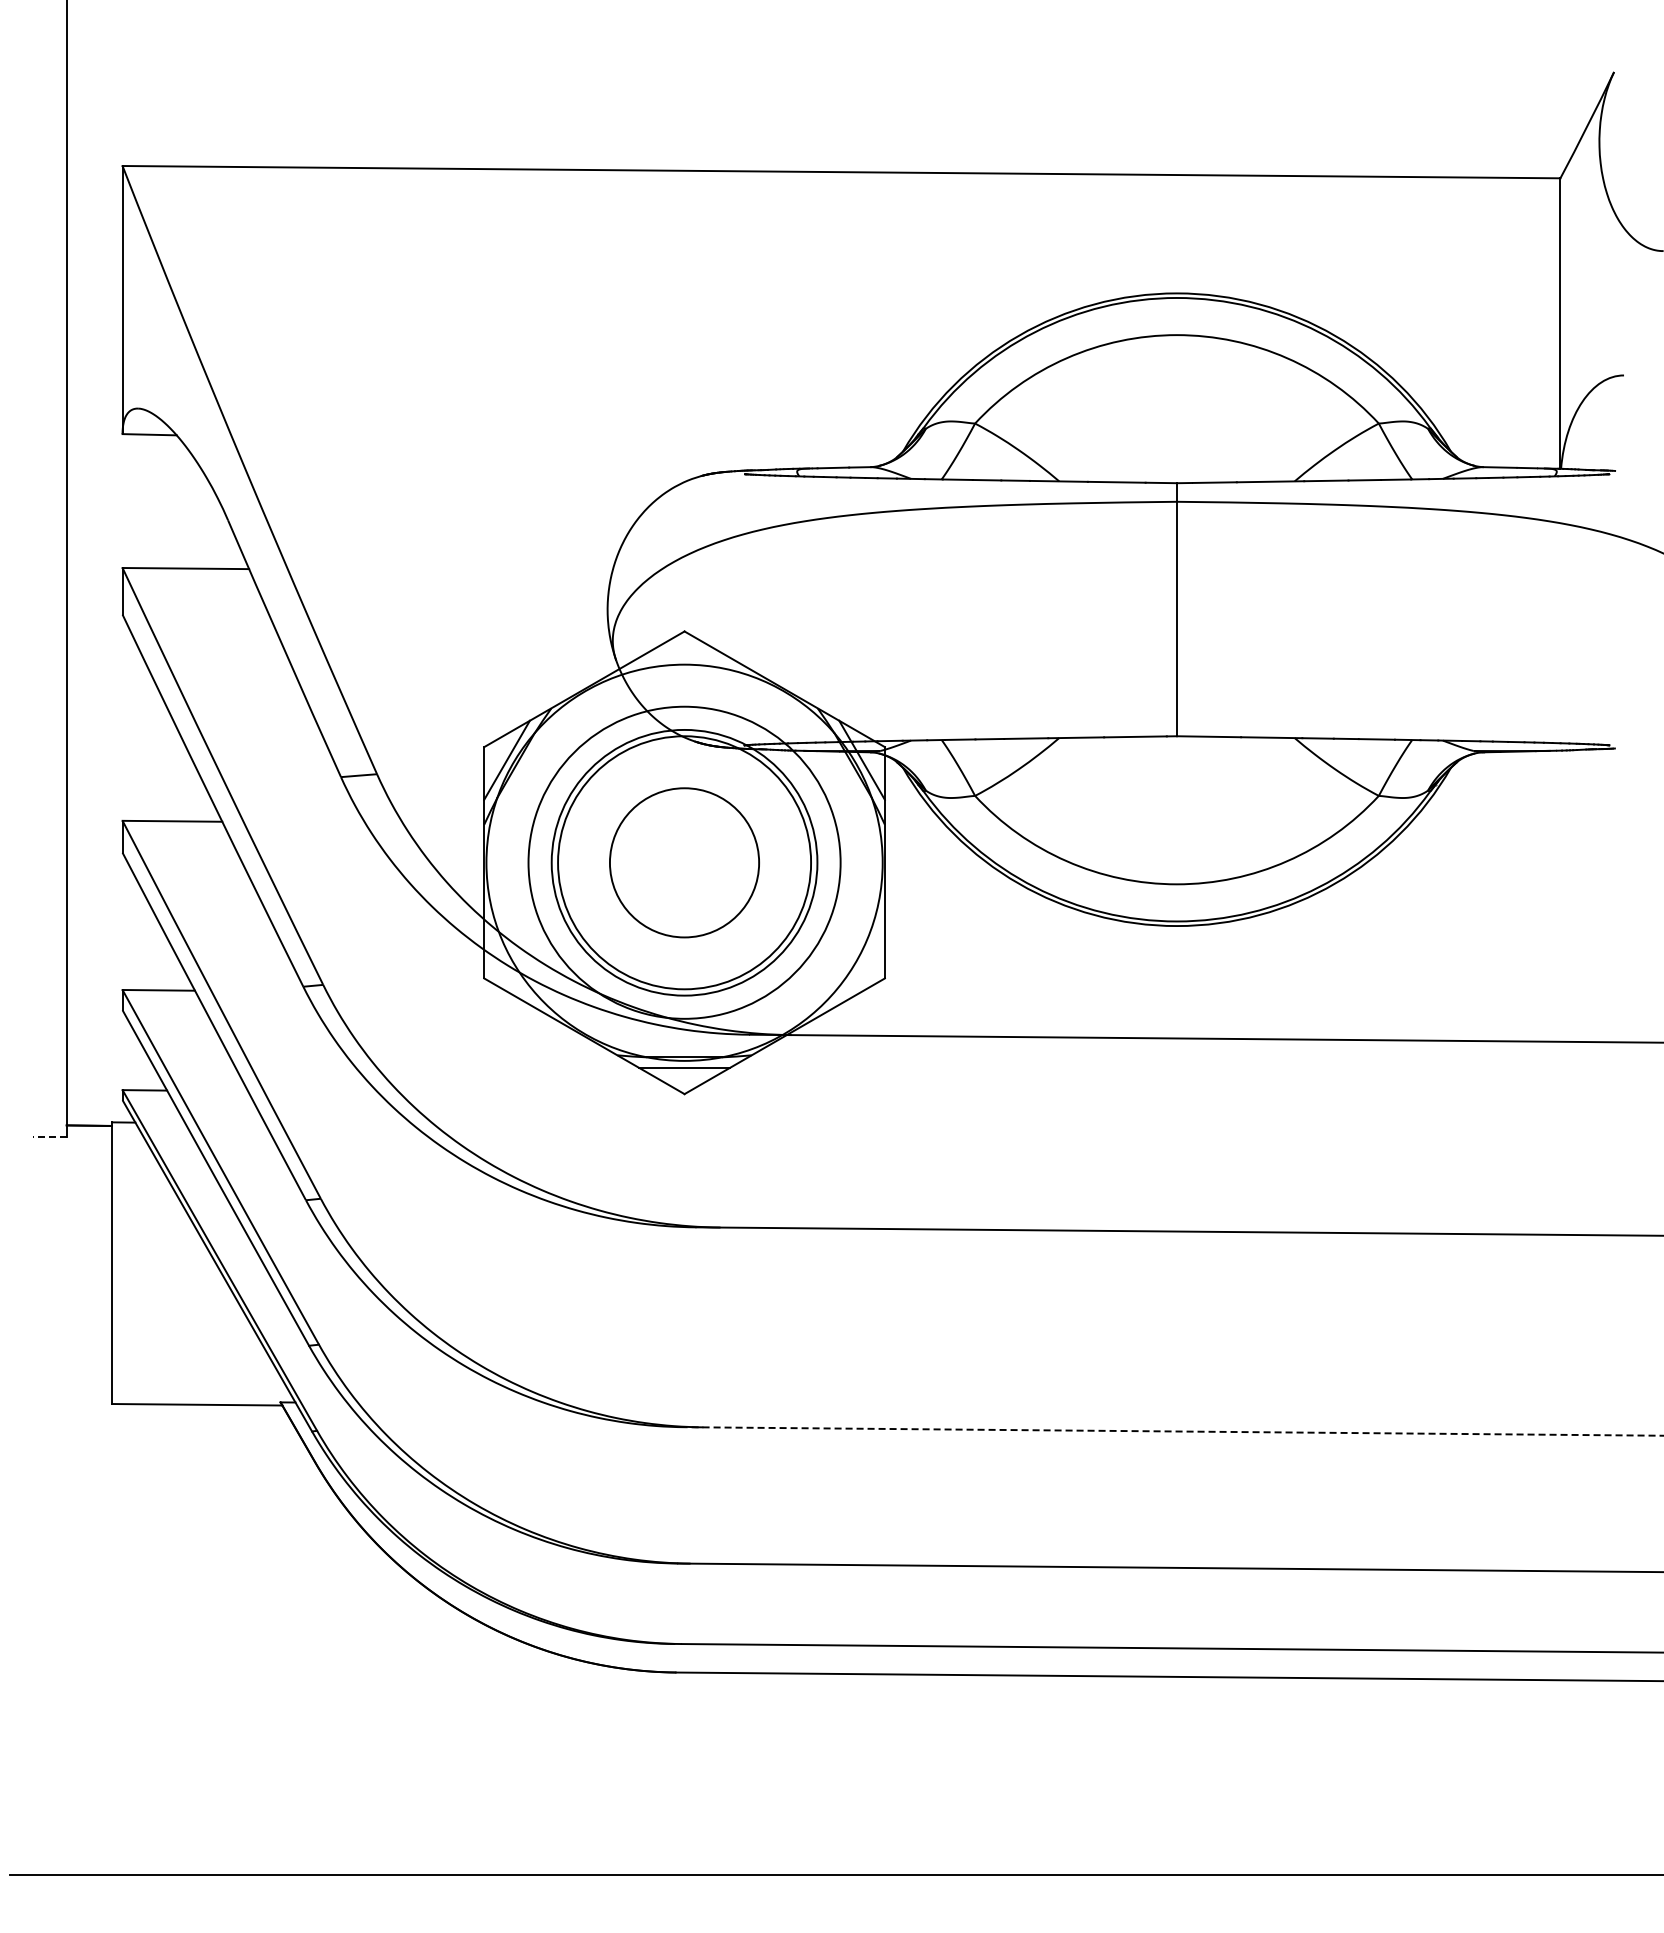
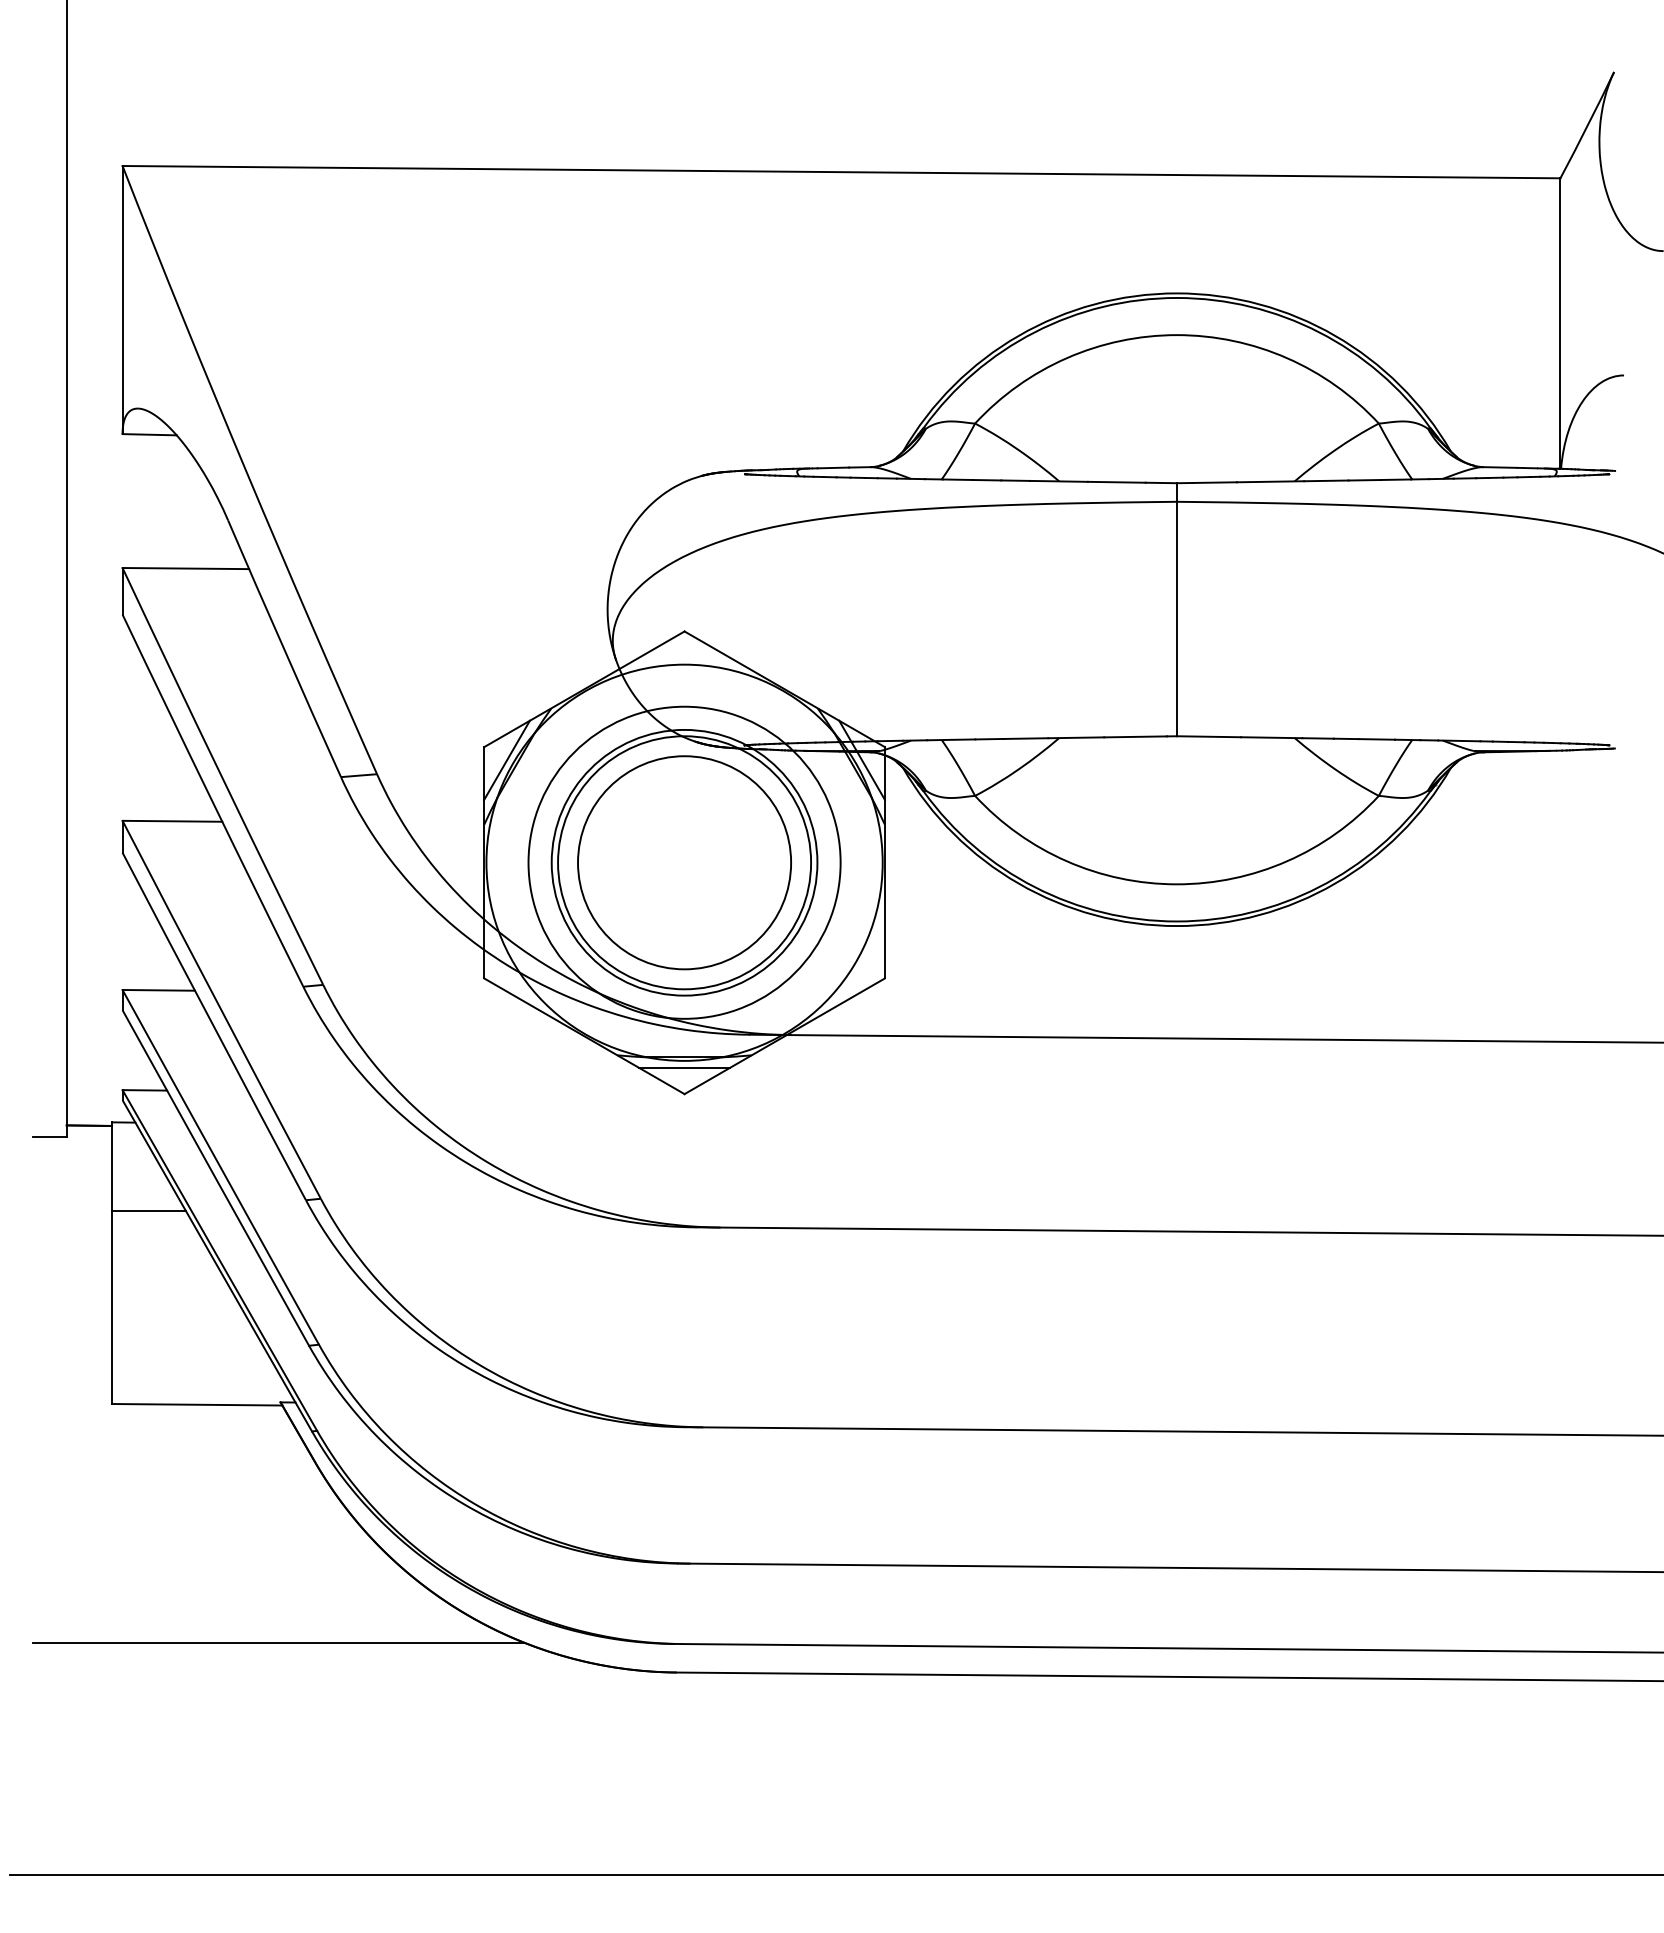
circle size: 151x152 px -> 215x216 px (684, 862)
line: dashed -> solid (49, 1136)
line: none -> present (148, 1210)
line: dashed -> solid (1173, 1431)
line: none -> present (278, 1643)
